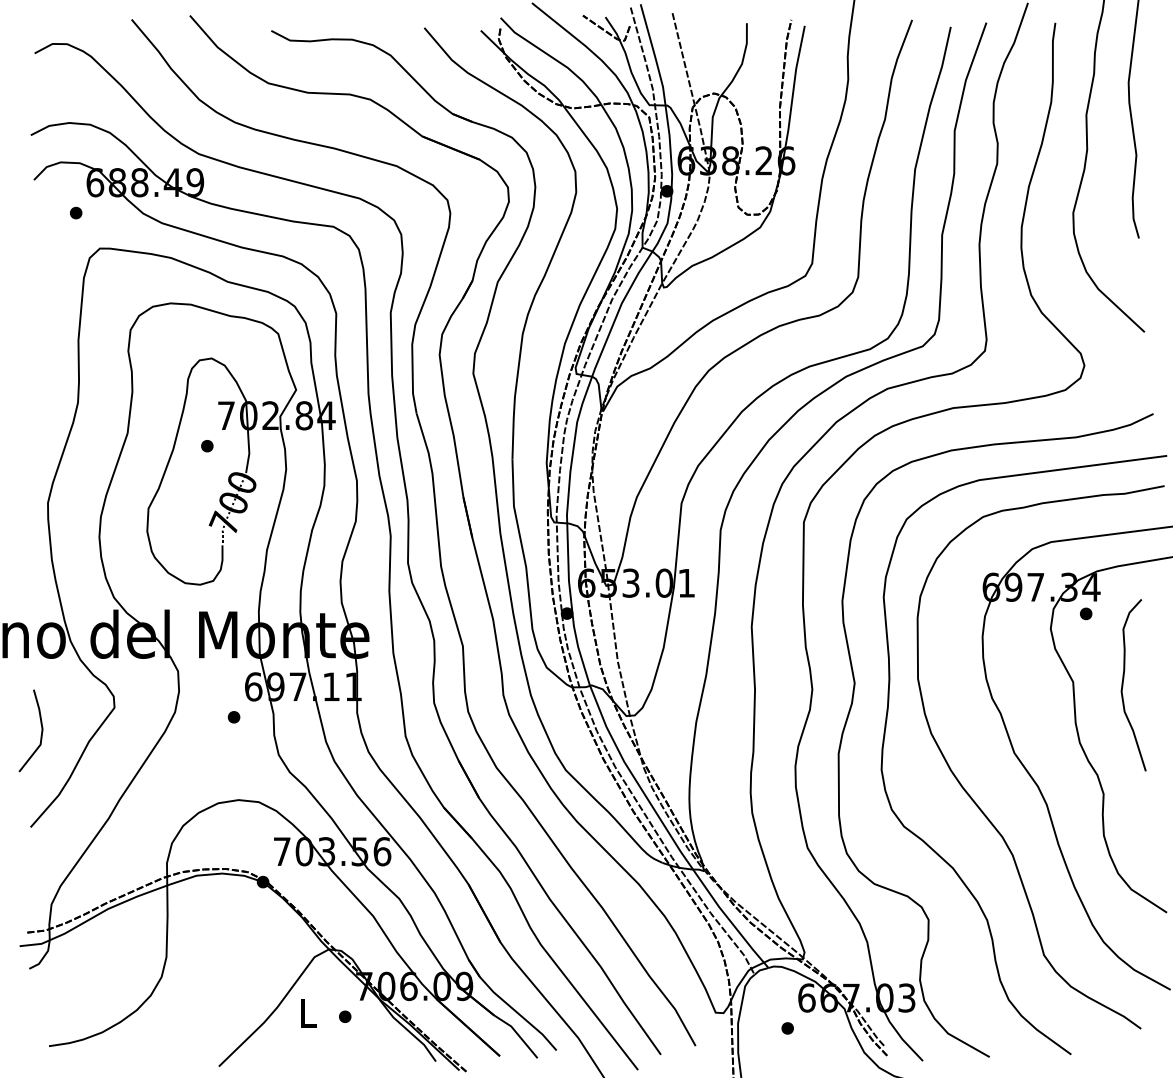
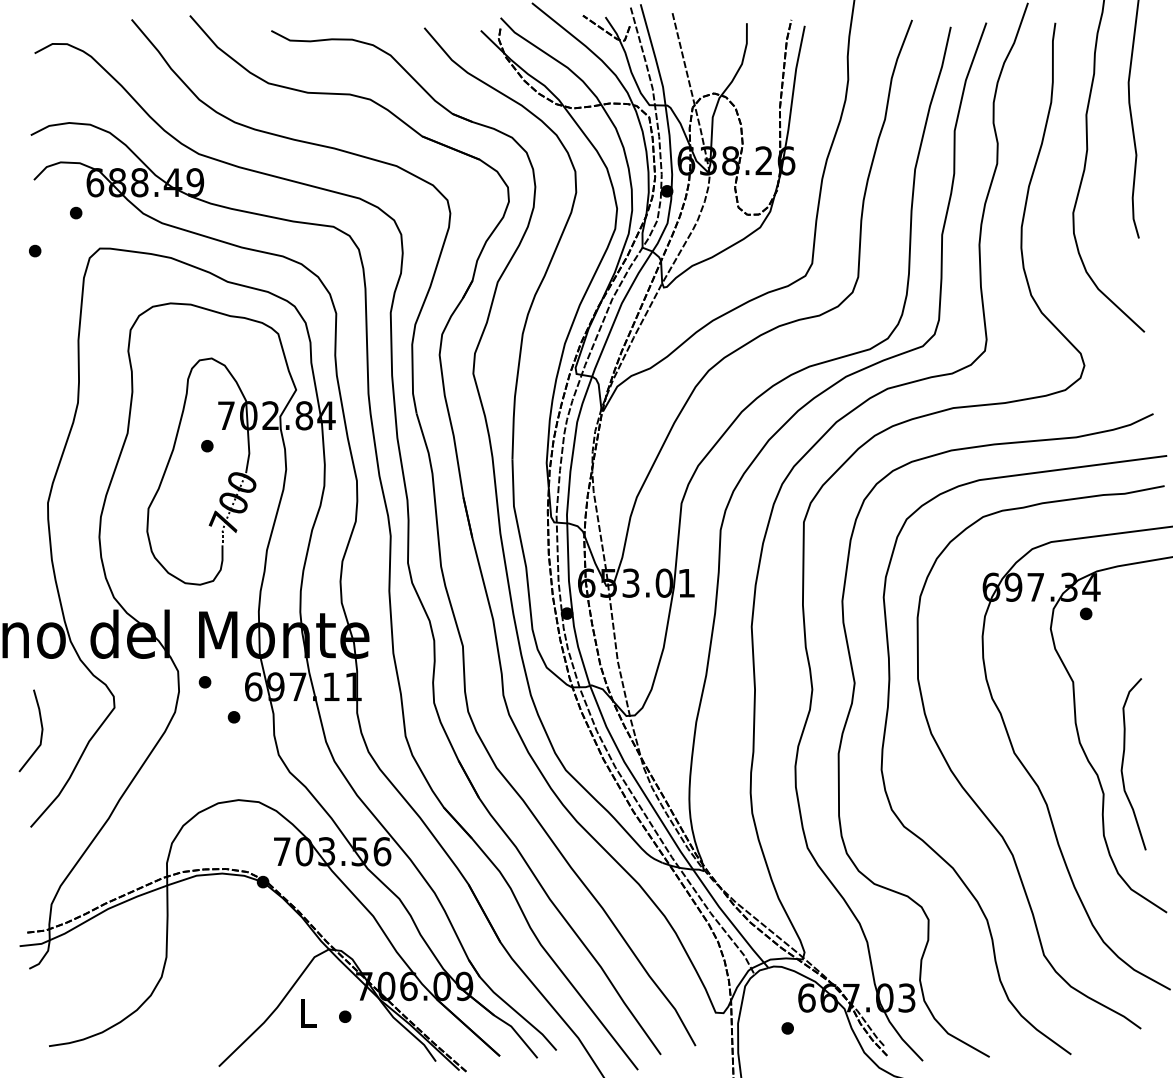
part: none -> present (35, 250)
part: none -> present (204, 682)
curve position: (1123, 685) -> (1123, 764) (1123, 764)
